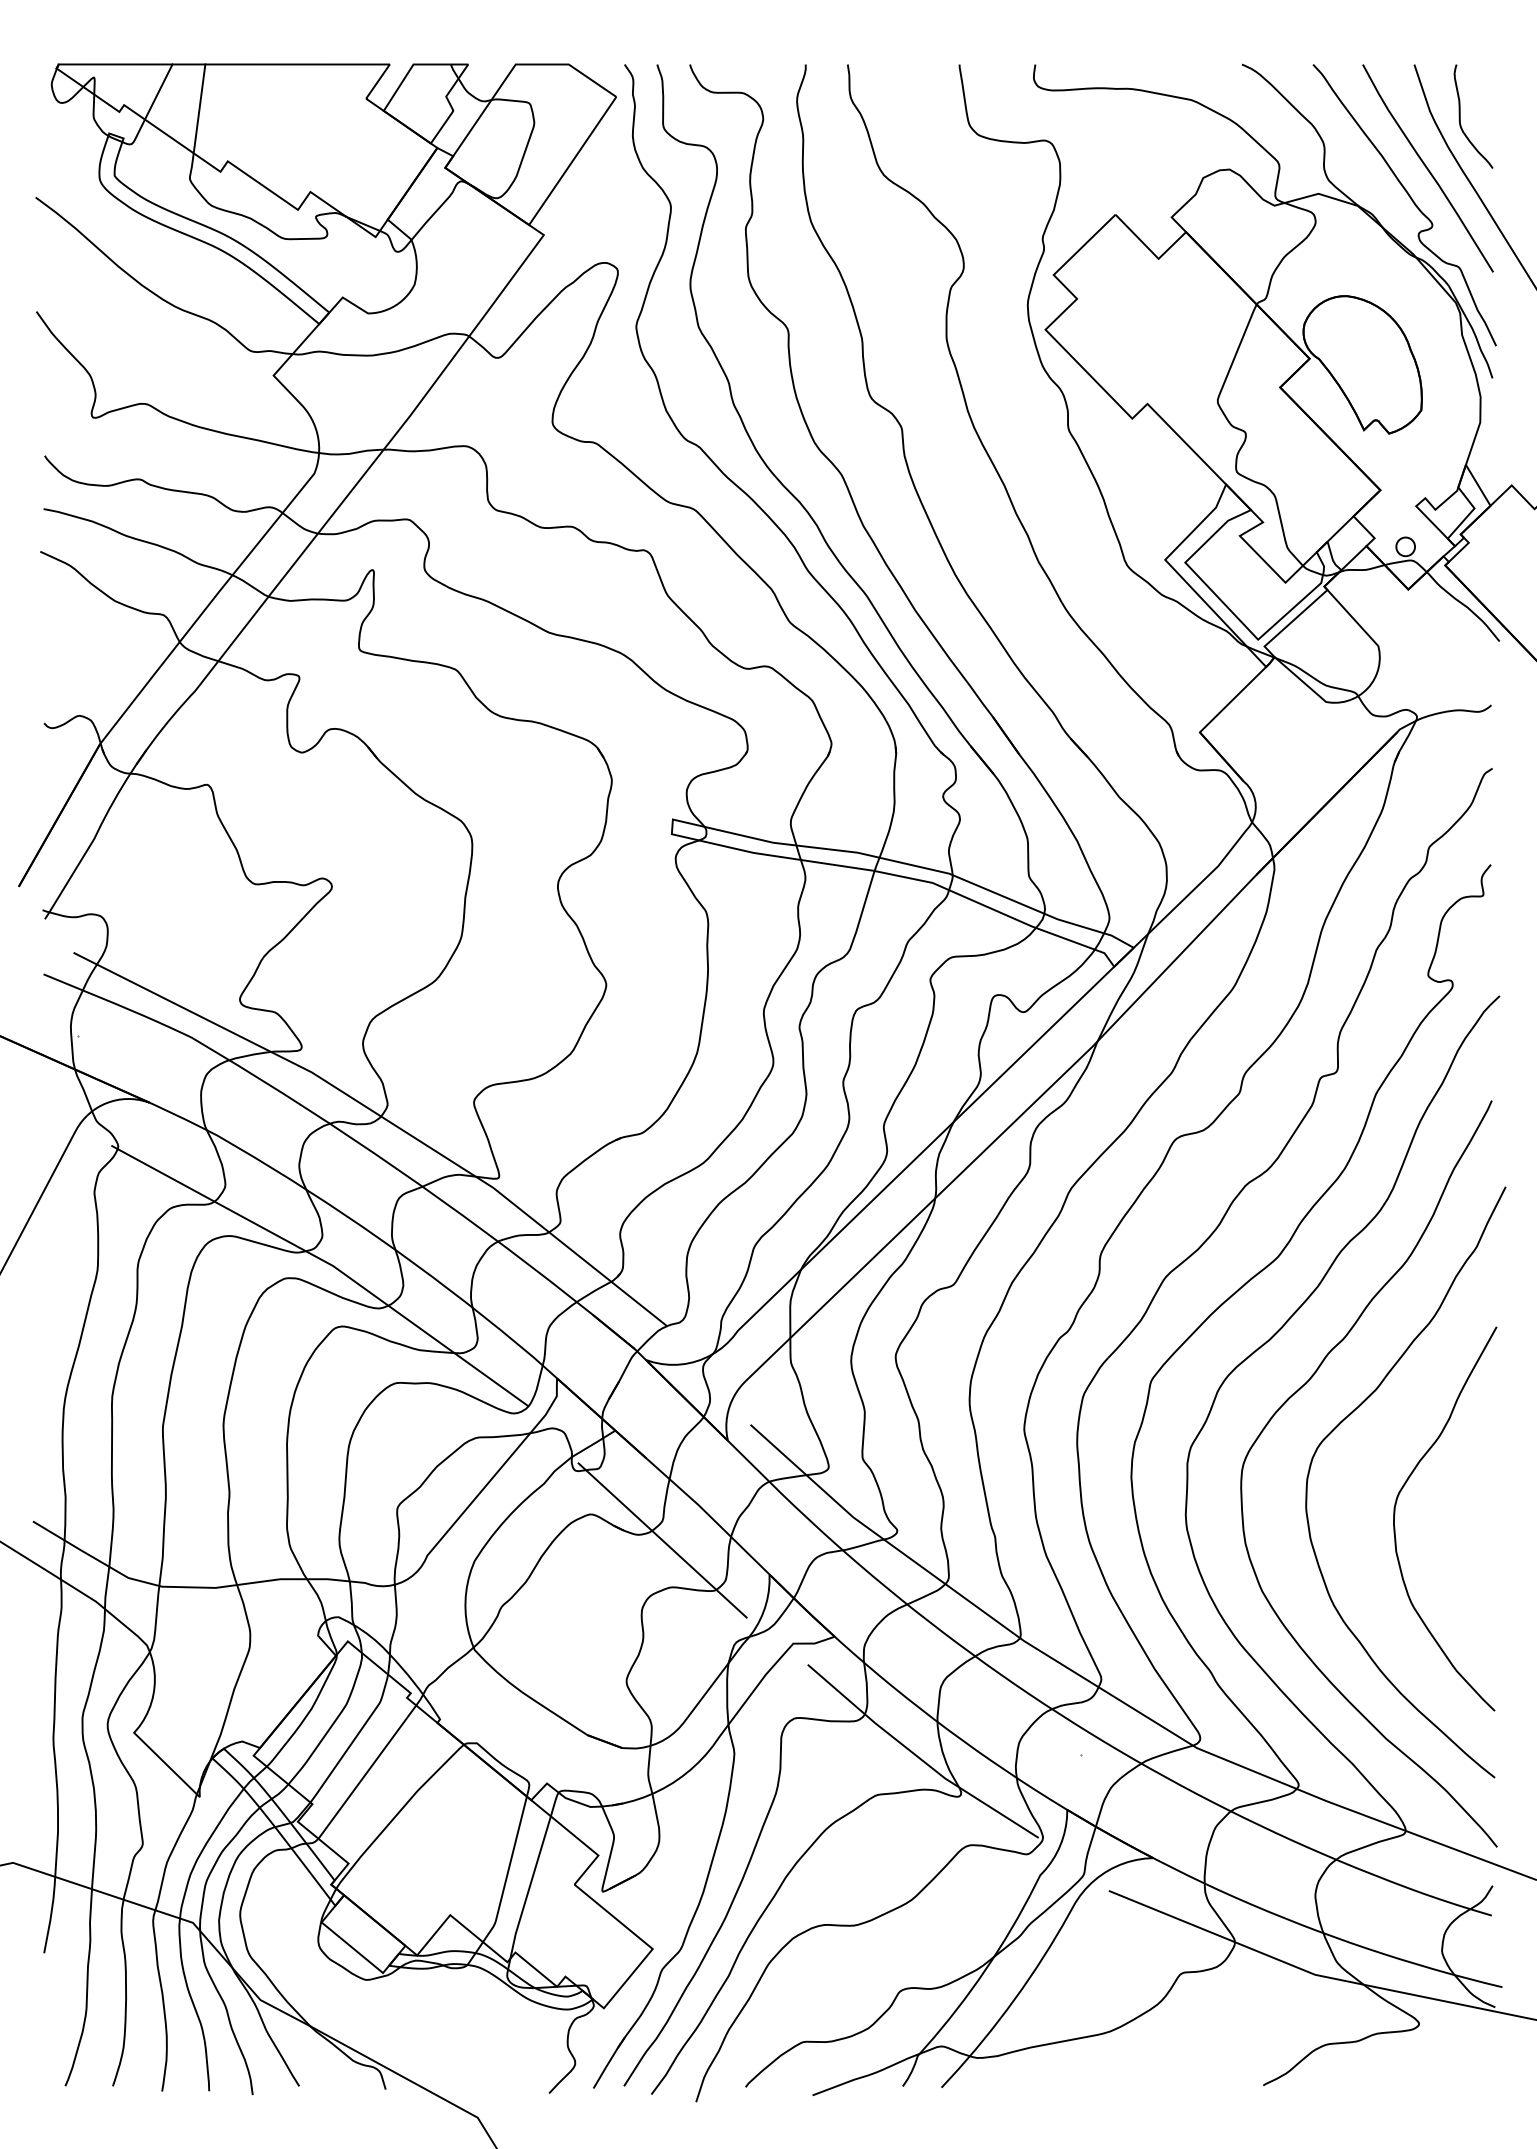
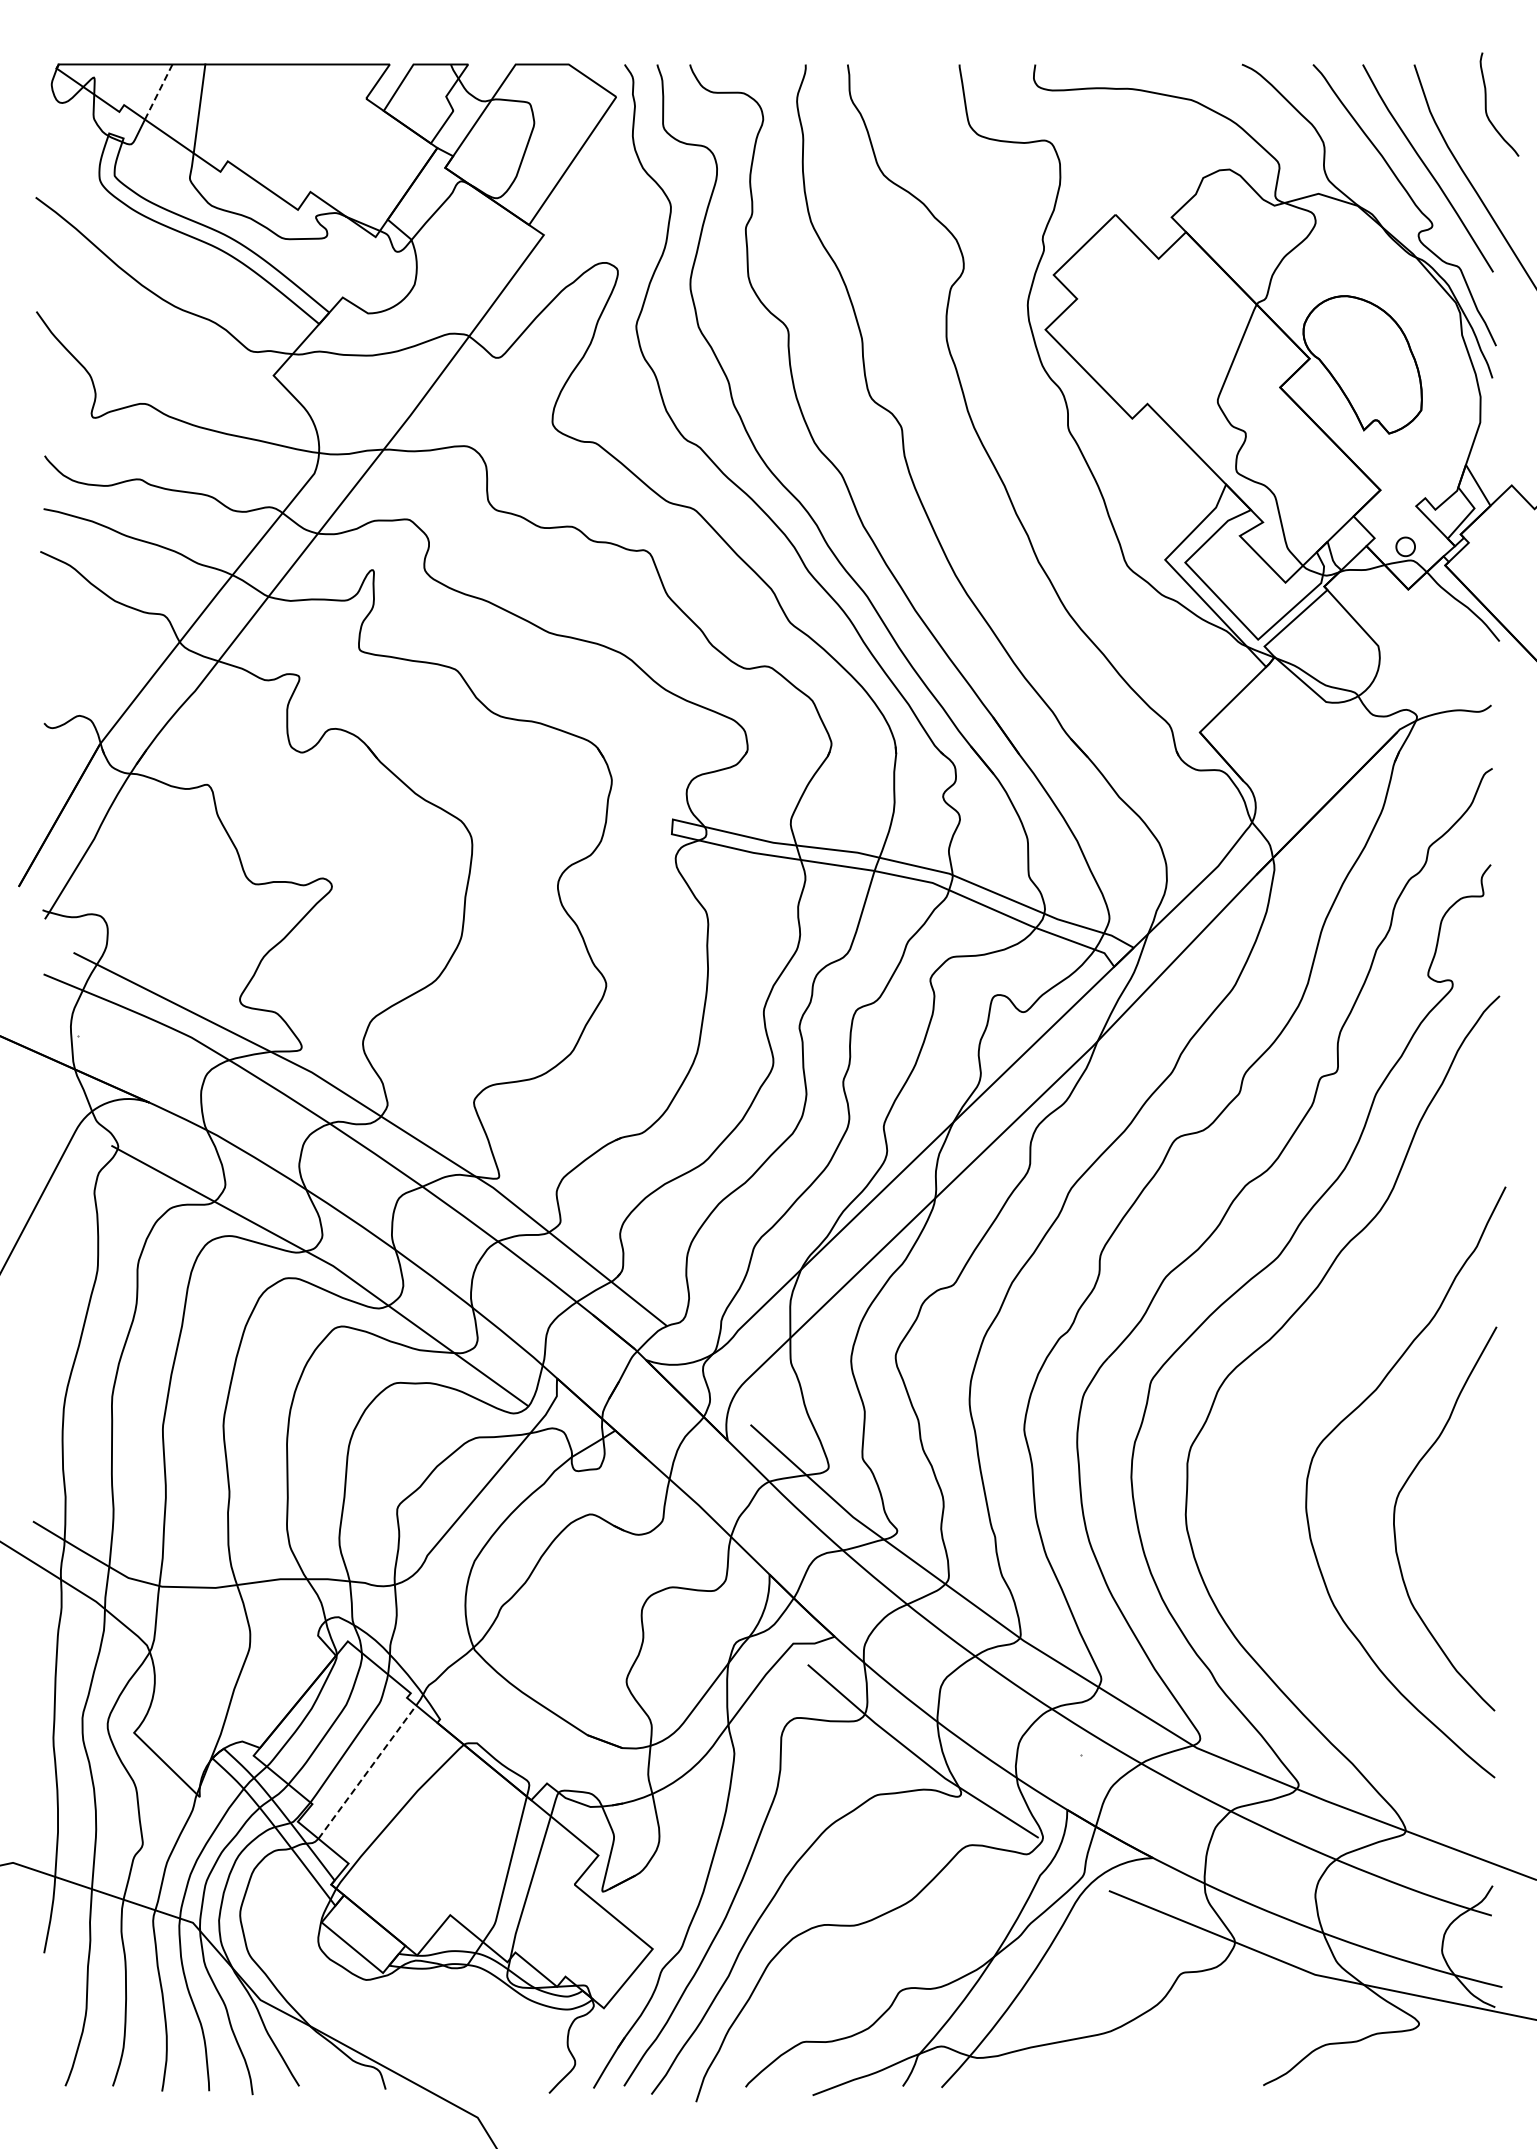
line: solid -> dashed (158, 92)
curve position: (1460, 116) -> (1486, 104) (1486, 104)
curve: present -> none (1296, 1393)
line: present -> none (662, 1540)
line: solid -> dashed (367, 1772)
